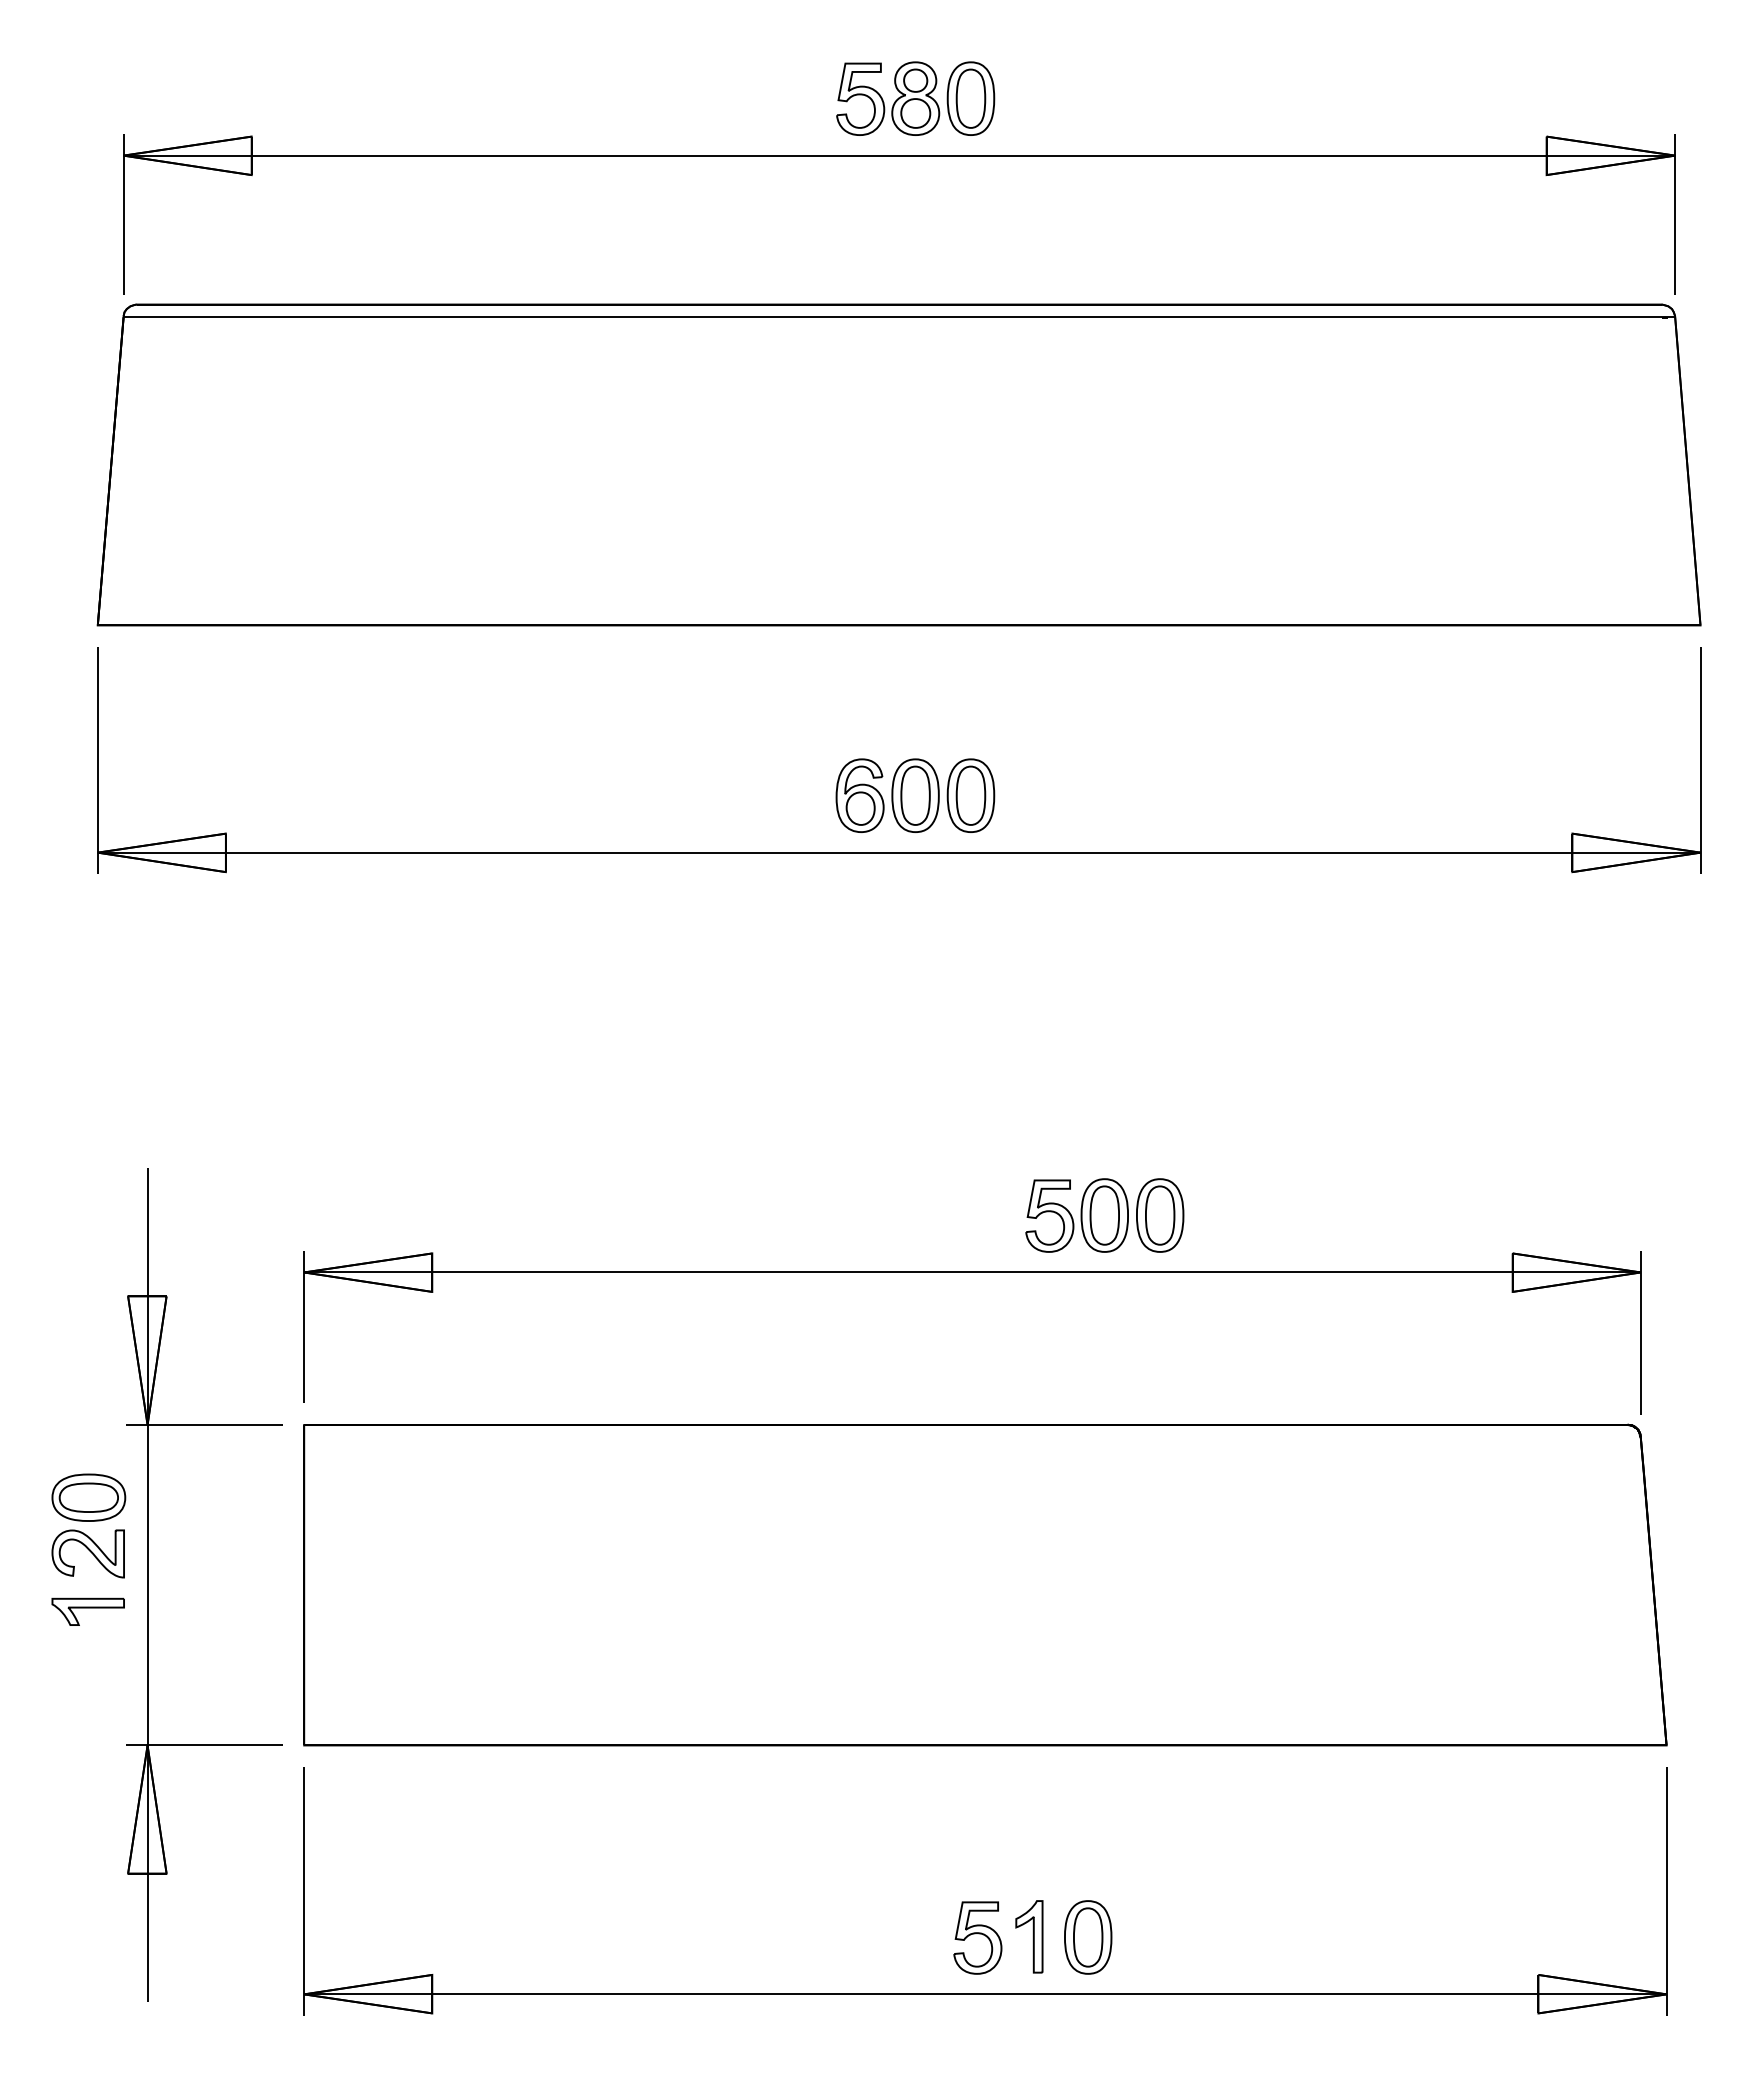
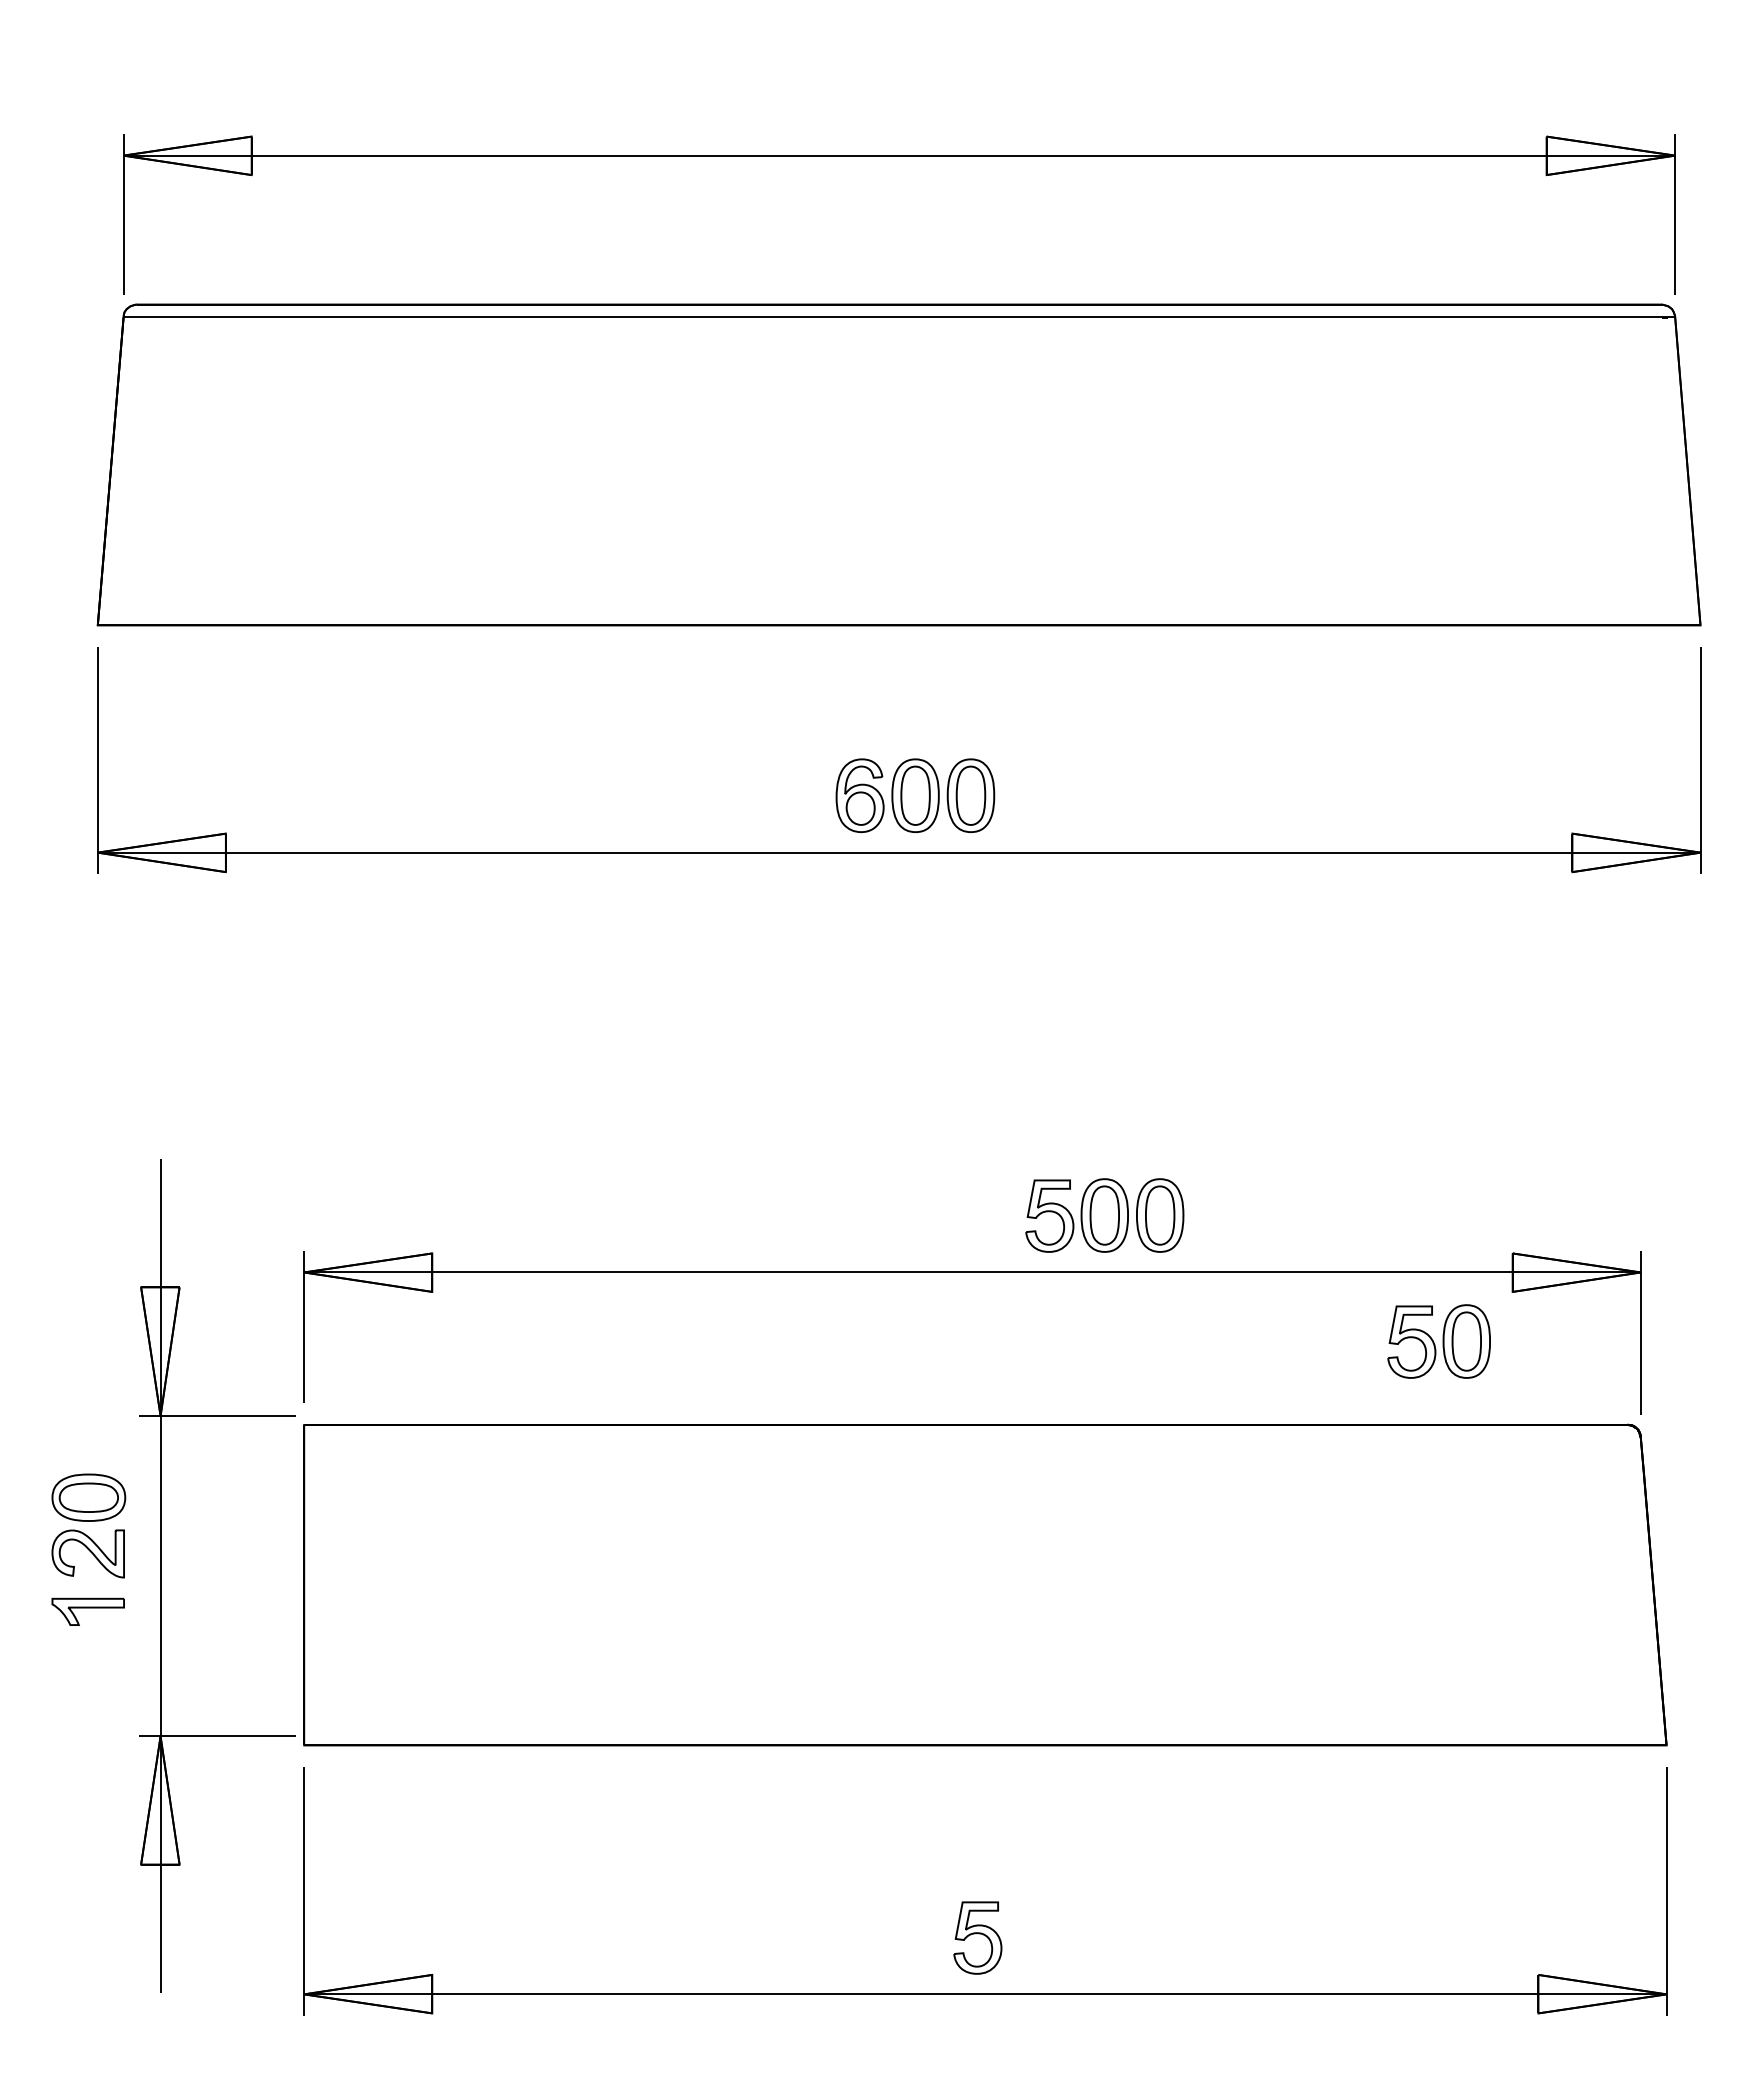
part: present -> none (915, 98)
part: none -> present (1438, 1341)
part position: (148, 1584) -> (161, 1575) (161, 1575)
part: present -> none (1029, 1936)
part: present -> none (1088, 1937)
